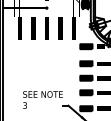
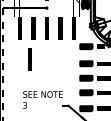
line: none -> present (29, 59)
line: solid -> dashed (2, 61)
